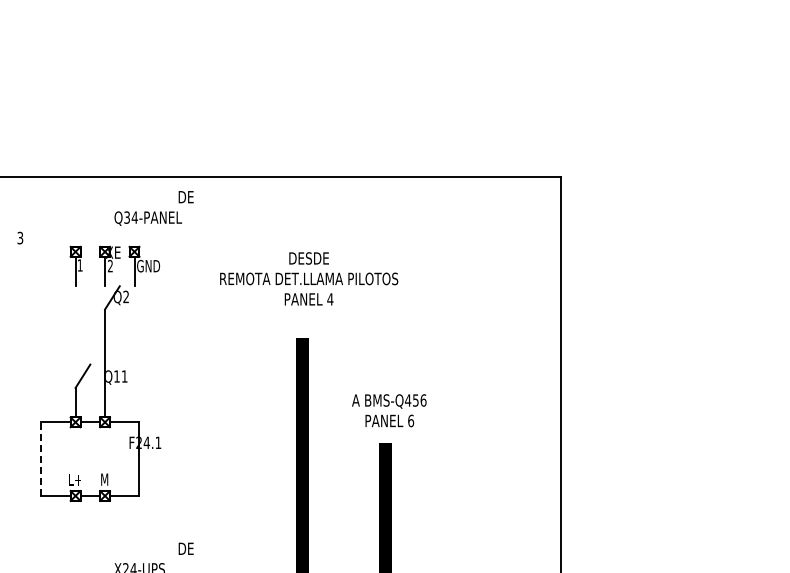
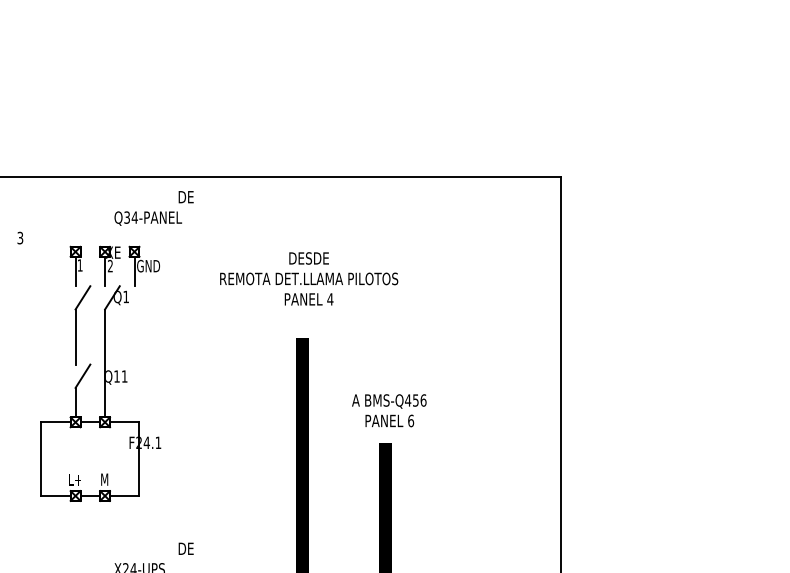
text: Q2 -> Q1 (125, 296)
part: none -> present (82, 325)
line: dashed -> solid (41, 459)
